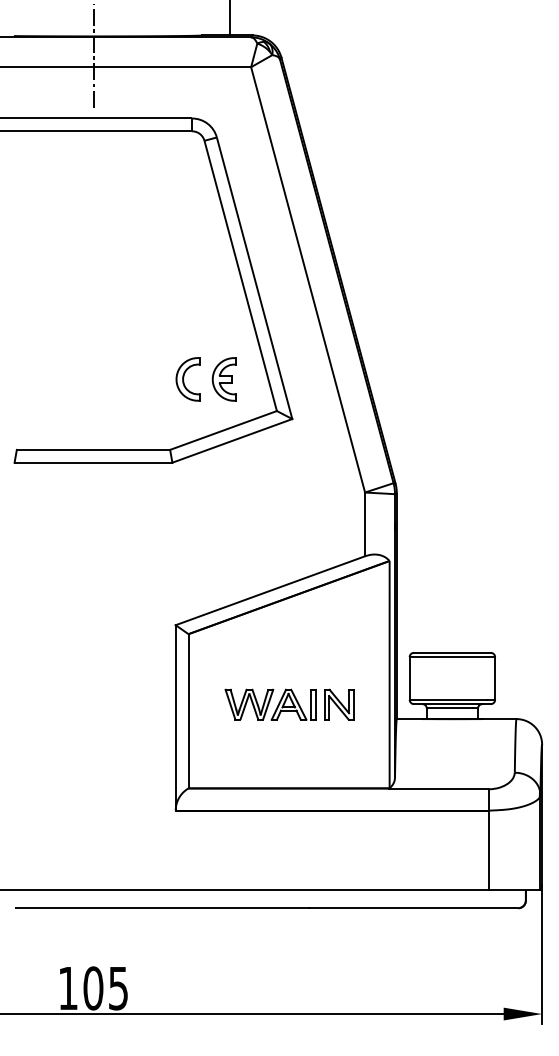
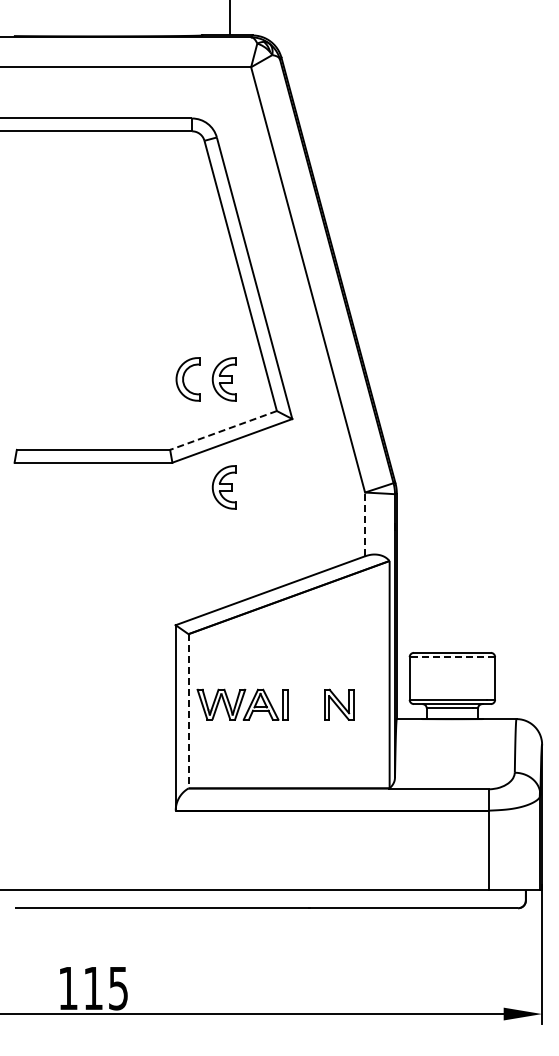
line: present -> none (93, 55)
line: solid -> dashed (223, 430)
part: none -> present (223, 487)
line: solid -> dashed (365, 524)
line: solid -> dashed (452, 657)
part position: (270, 704) -> (242, 704) (242, 704)
line: solid -> dashed (188, 711)
text: 105 -> 115 (93, 988)
